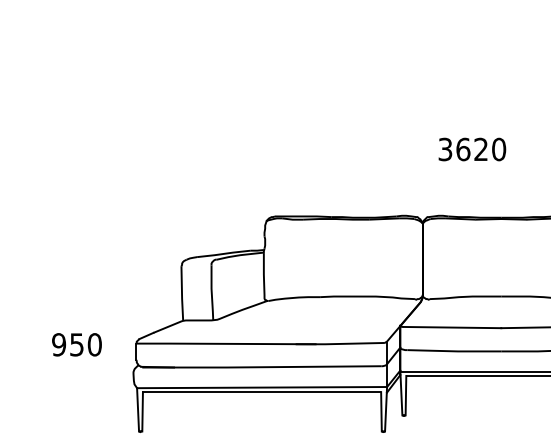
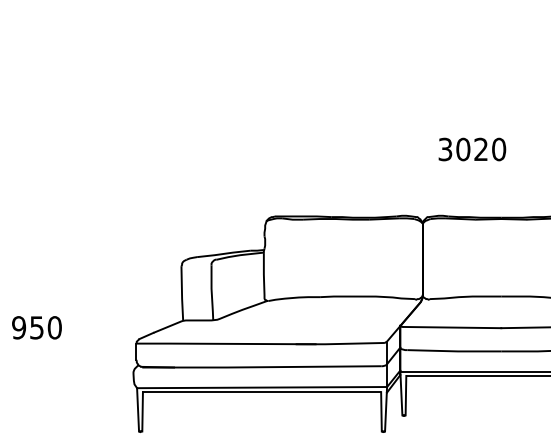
text: 3620 -> 3020 (463, 148)
text position: (76, 344) -> (36, 327) (36, 327)
